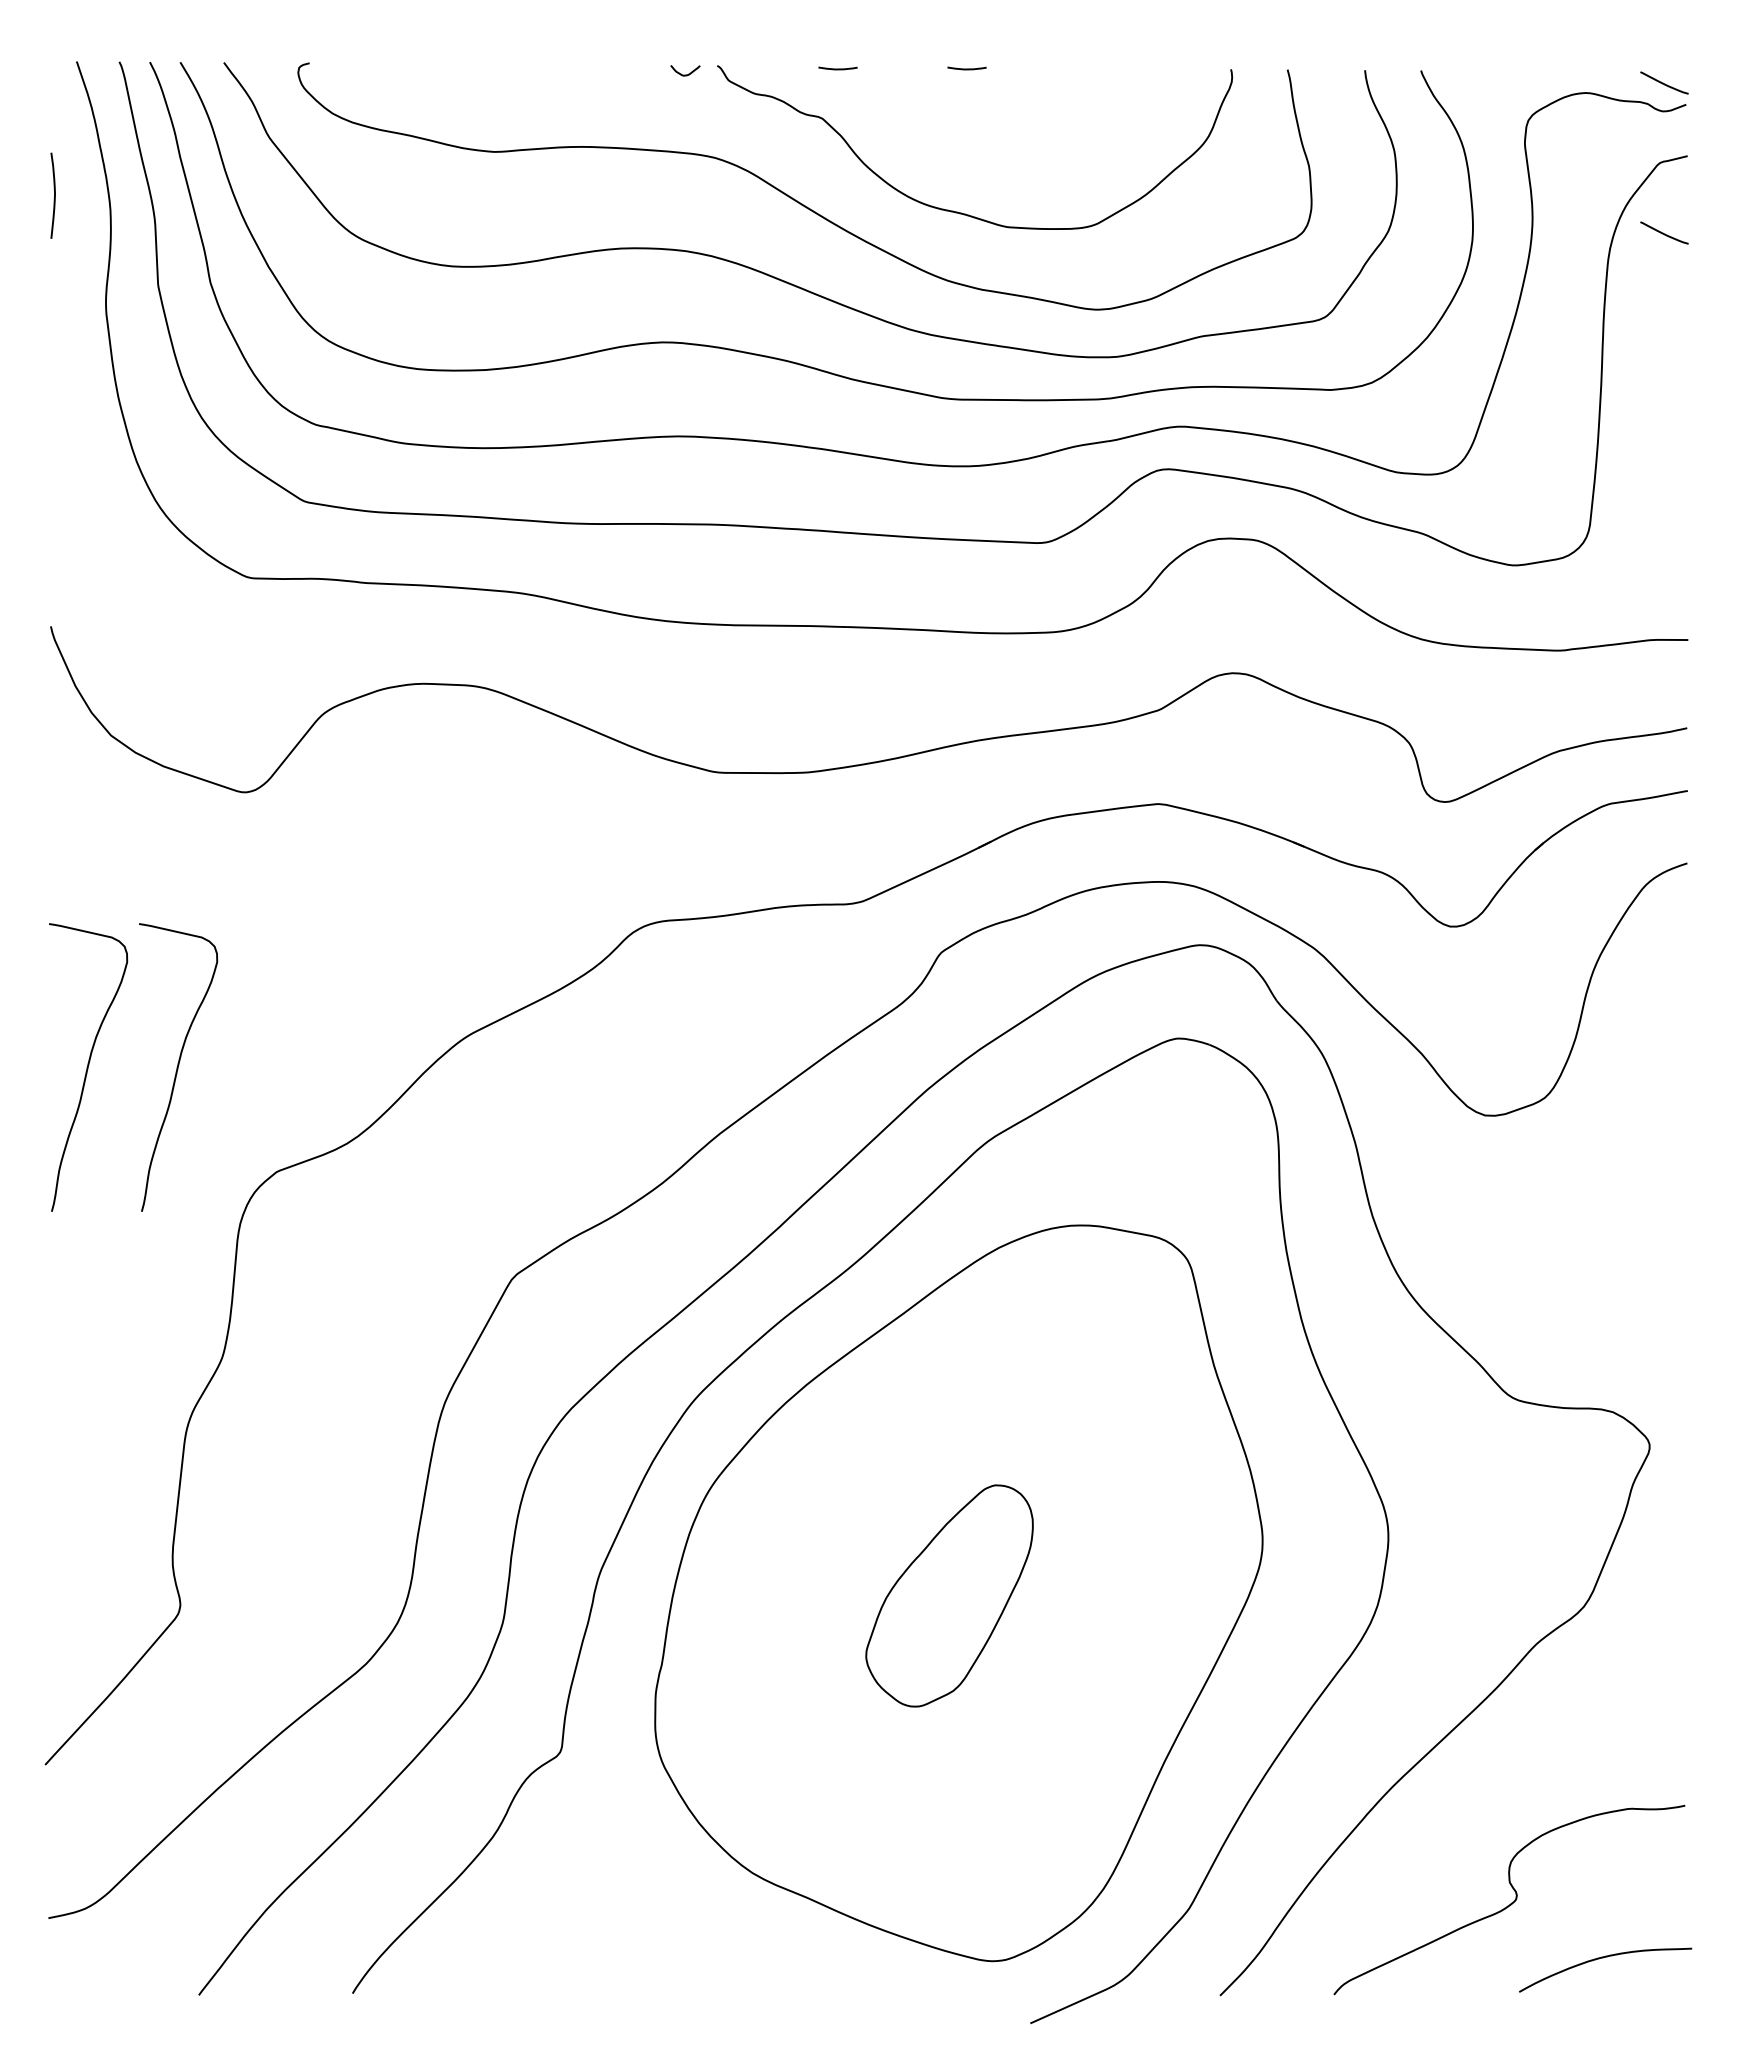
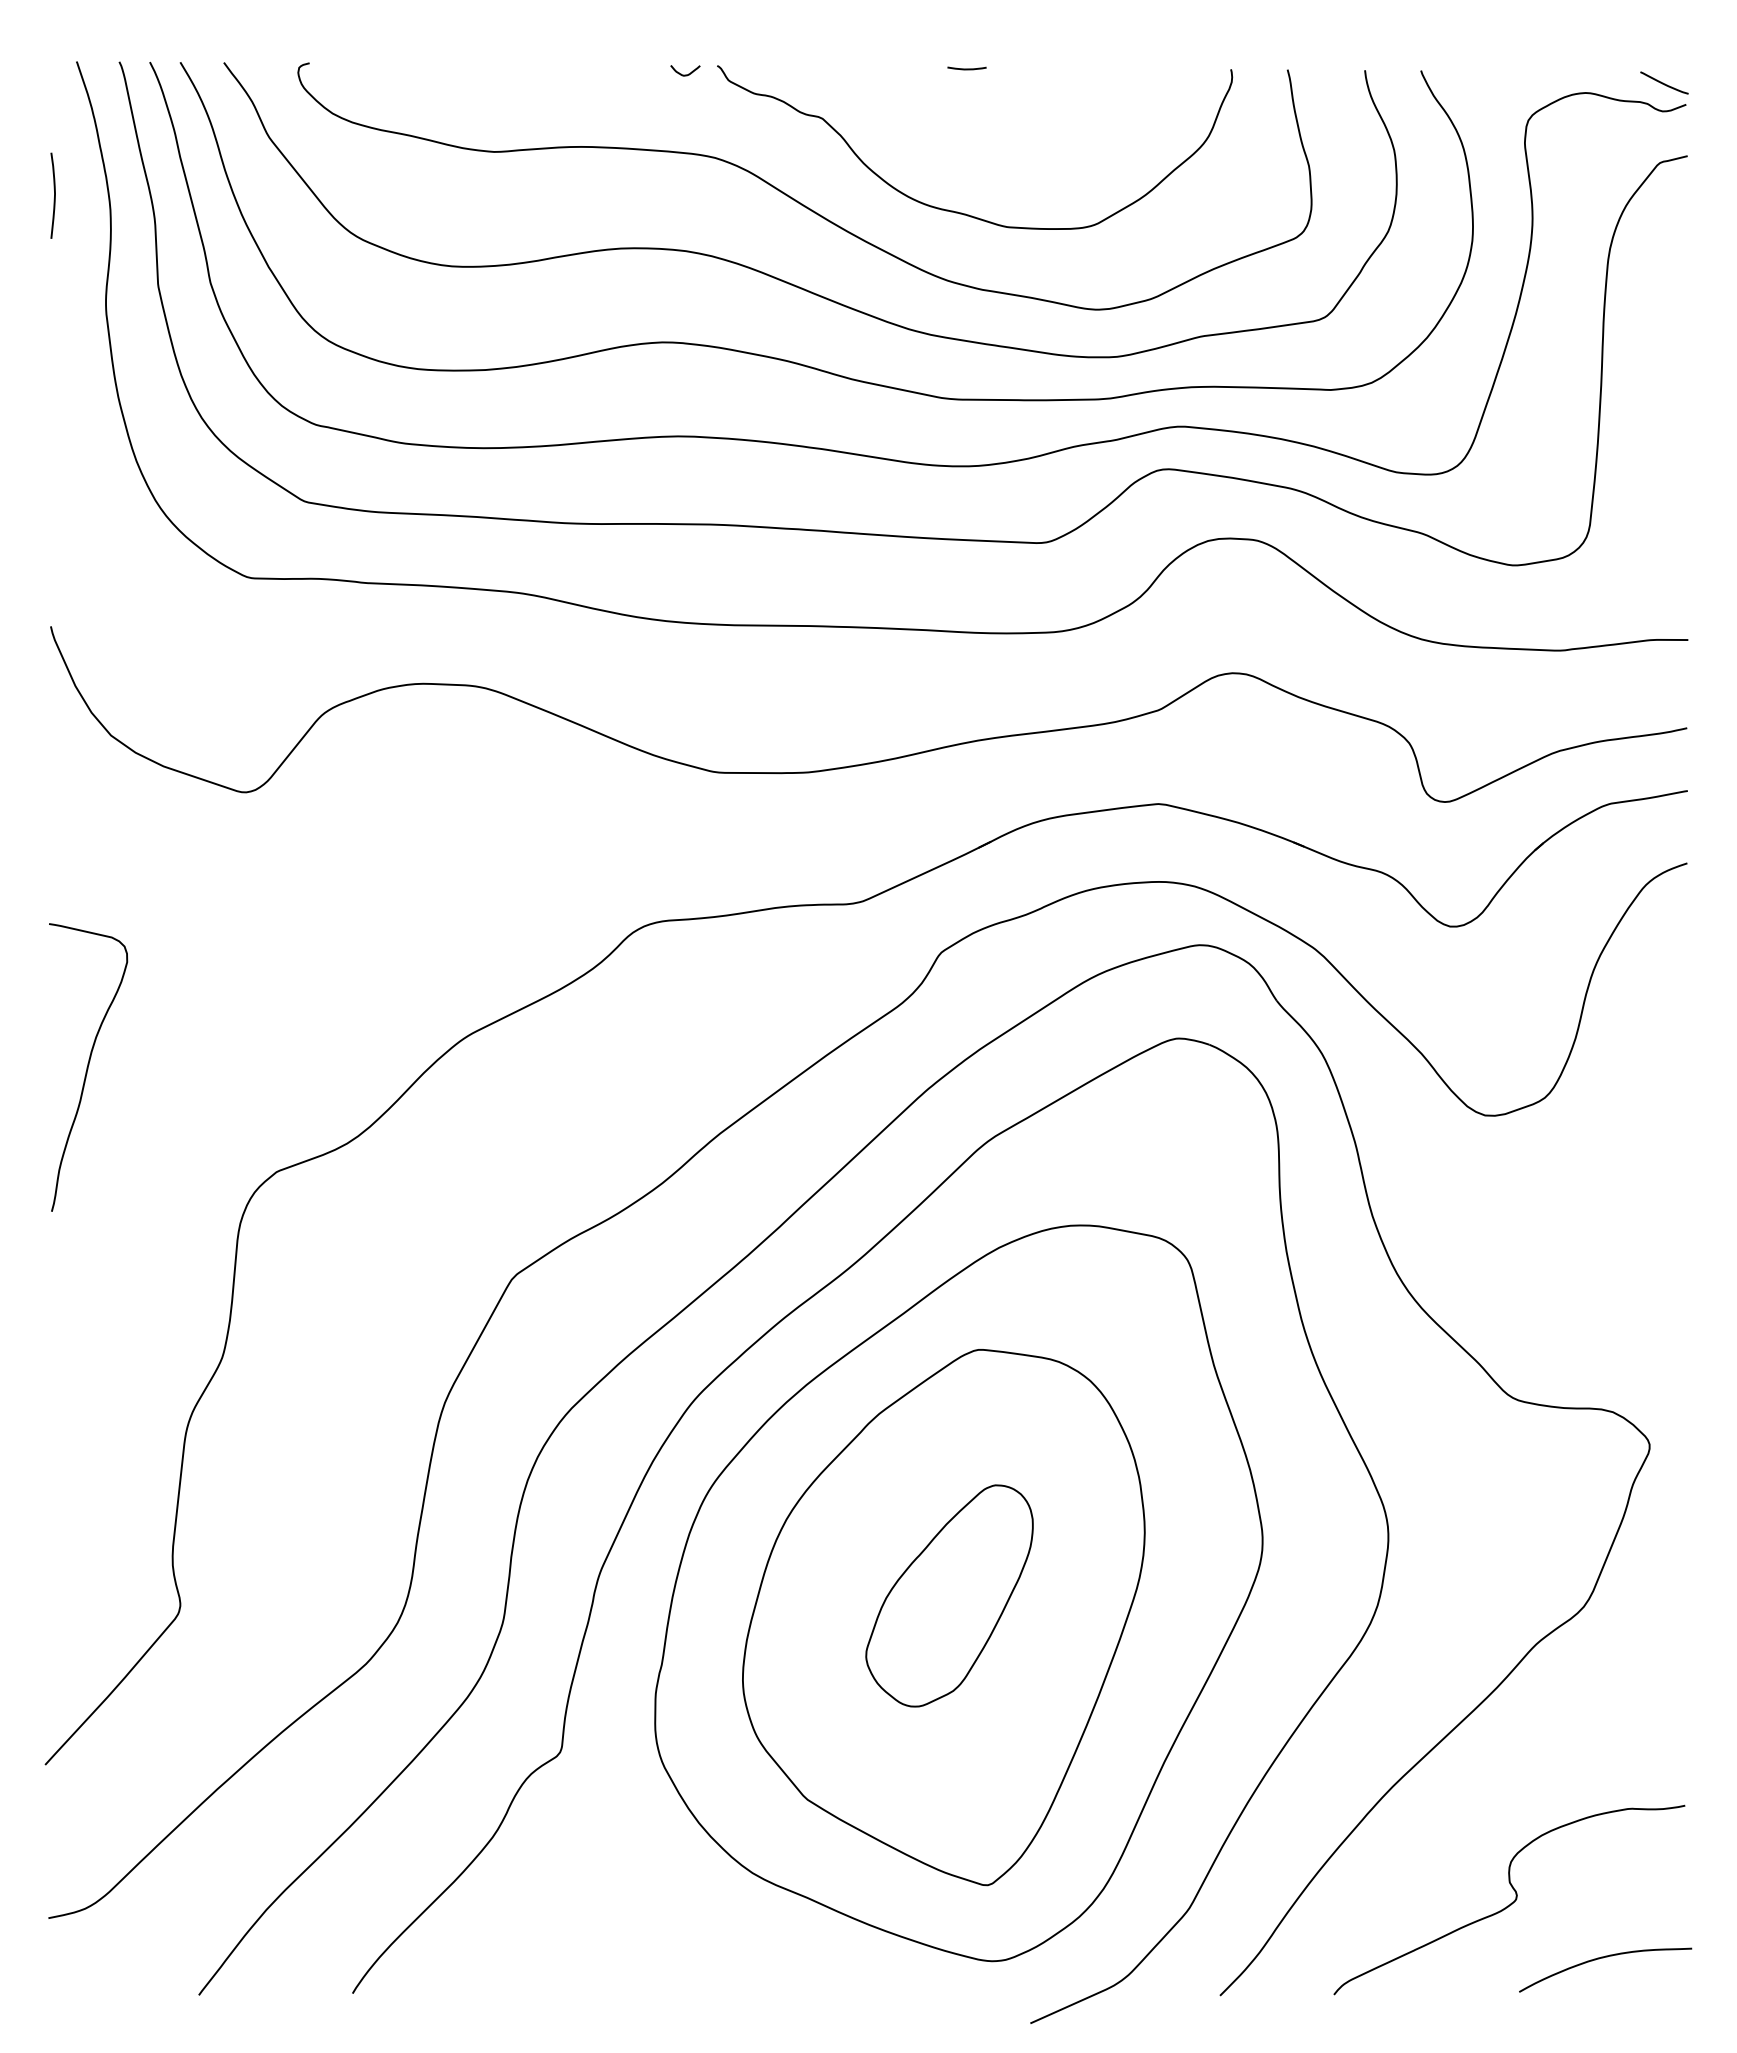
curve: present -> none (837, 68)
curve: present -> none (1663, 232)
curve: present -> none (178, 1067)
part: none -> present (943, 1617)
